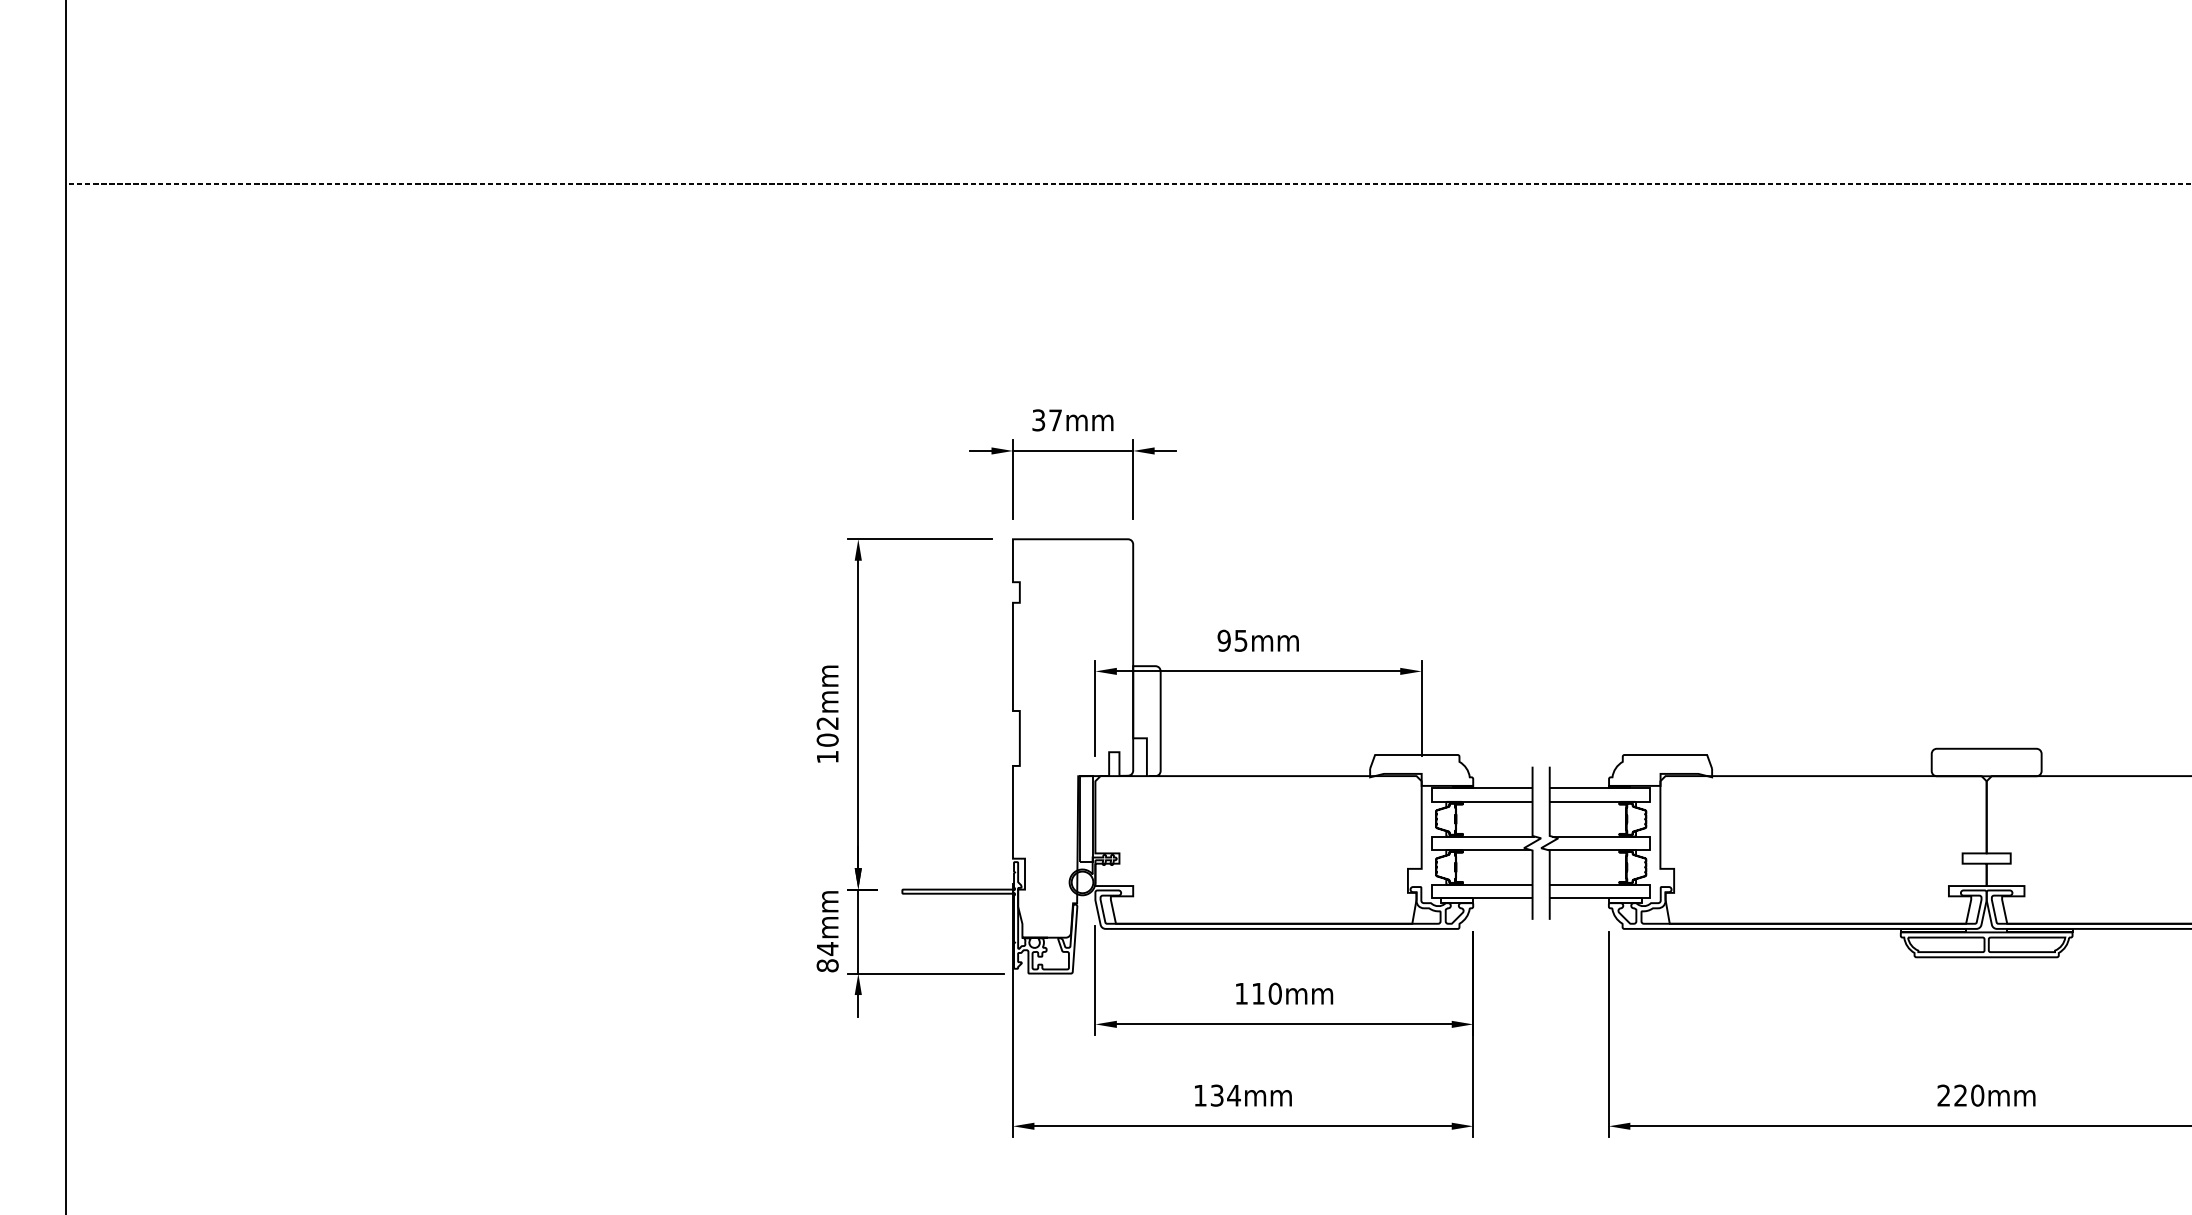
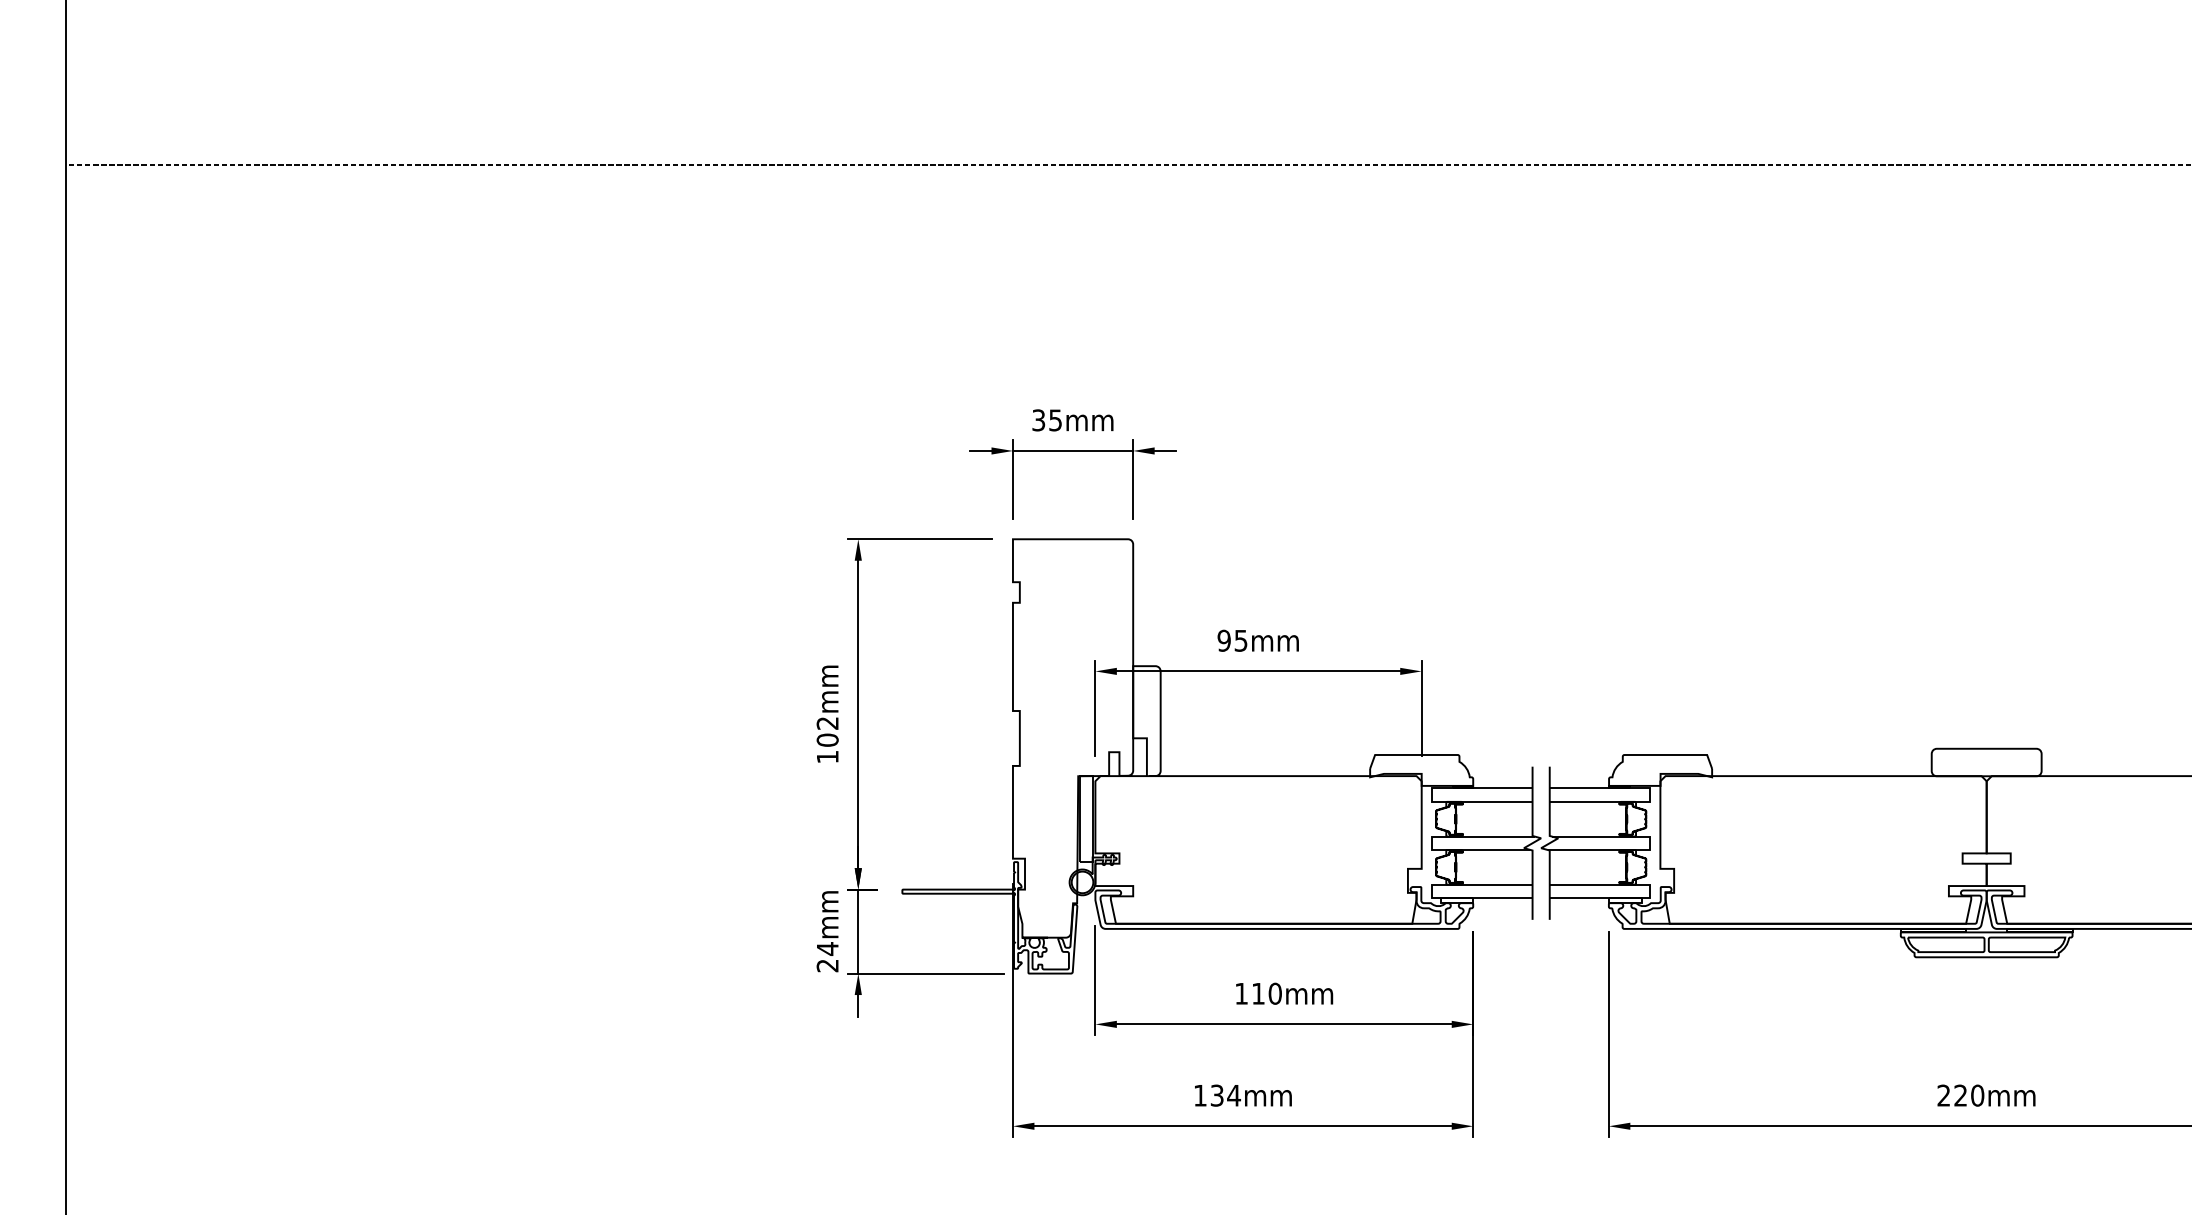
line position: (1126, 184) -> (1126, 165) (1126, 165)
text: 37mm -> 35mm (1055, 420)
text: 84mm -> 24mm (827, 965)
